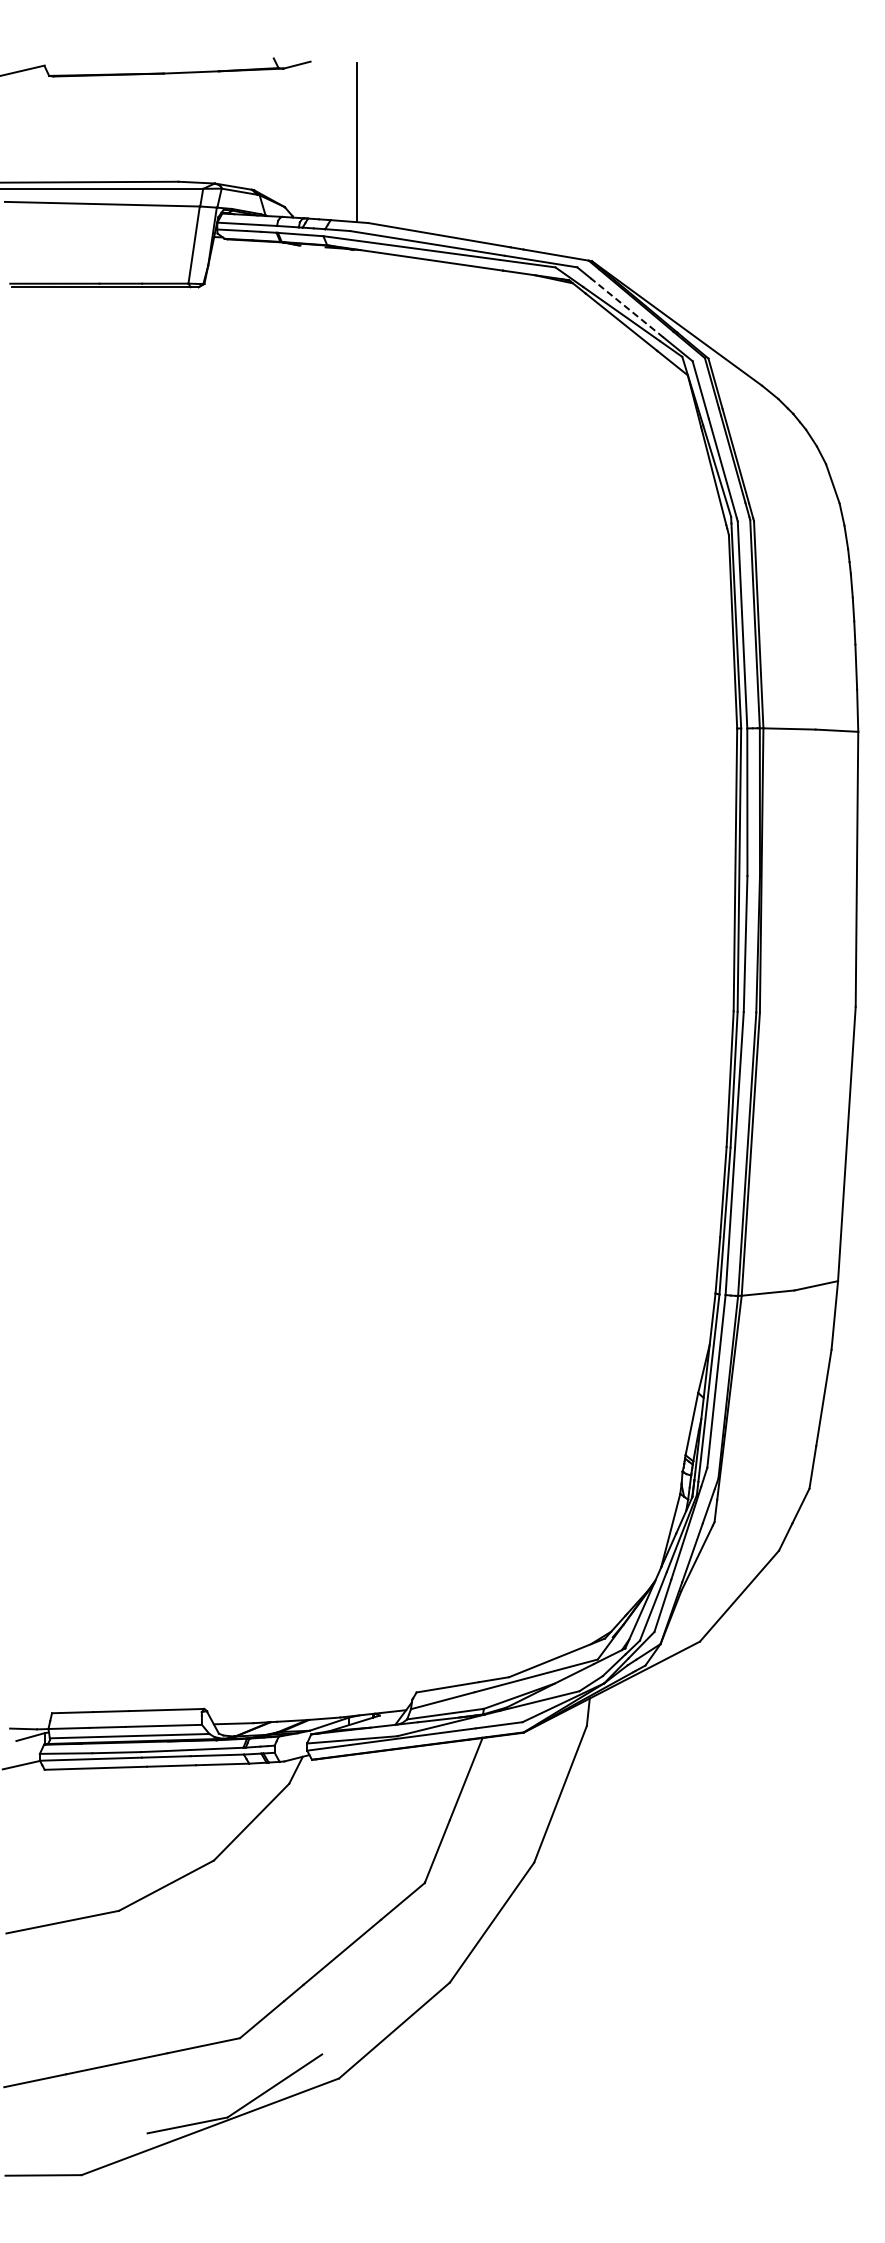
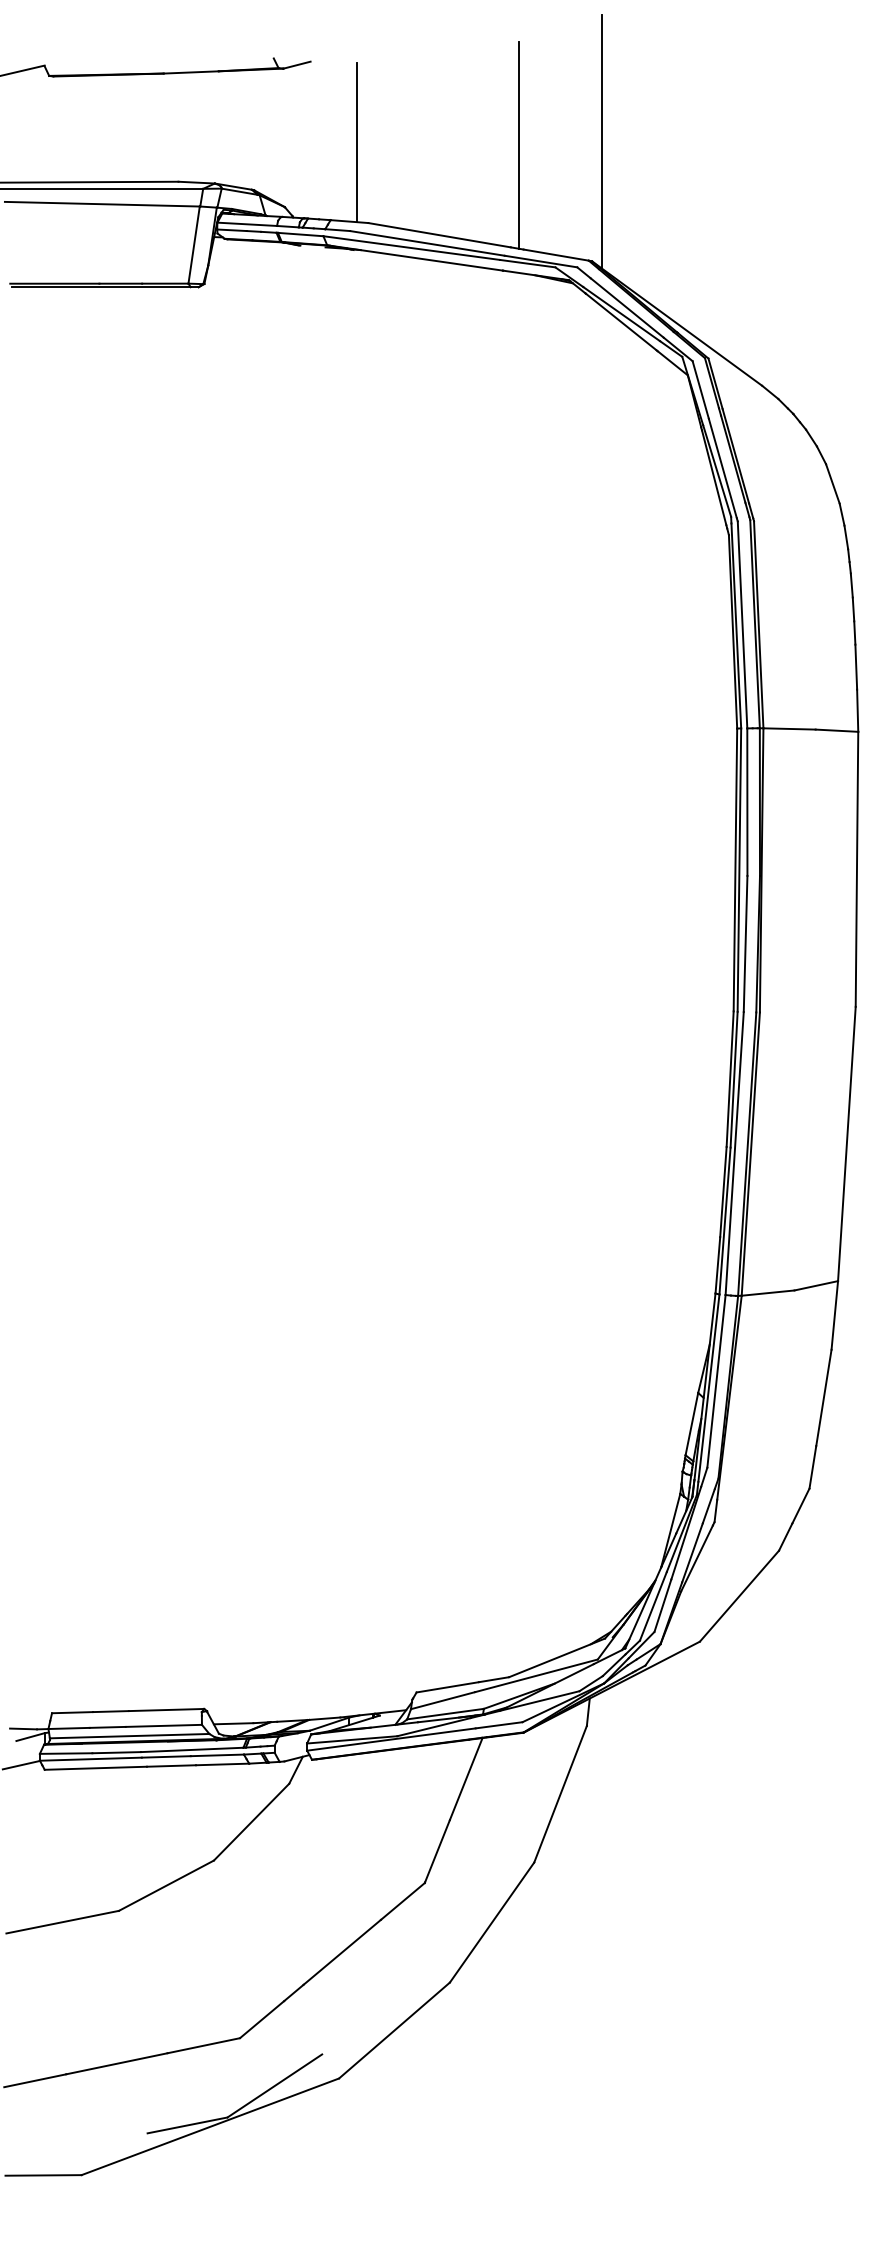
line: none -> present (602, 141)
line: none -> present (518, 145)
line: dashed -> solid (627, 308)
